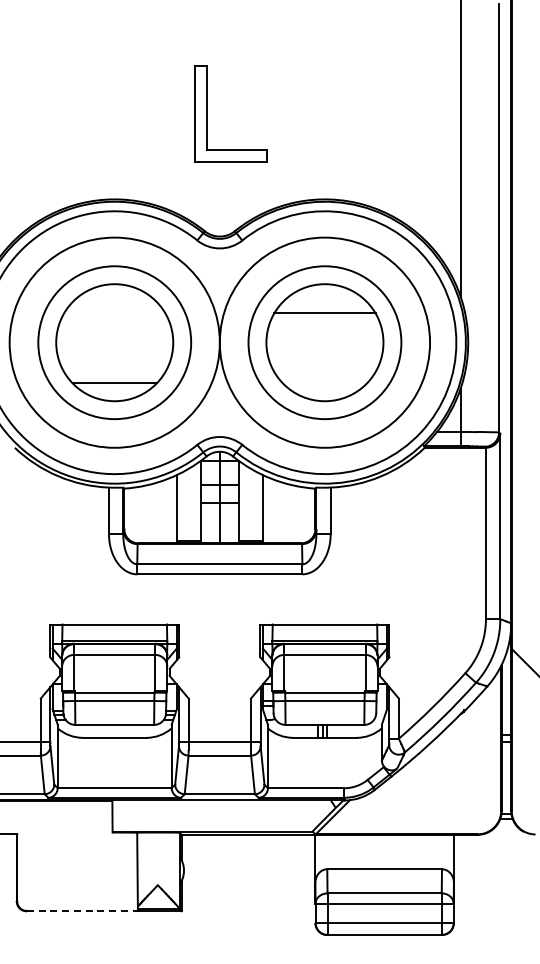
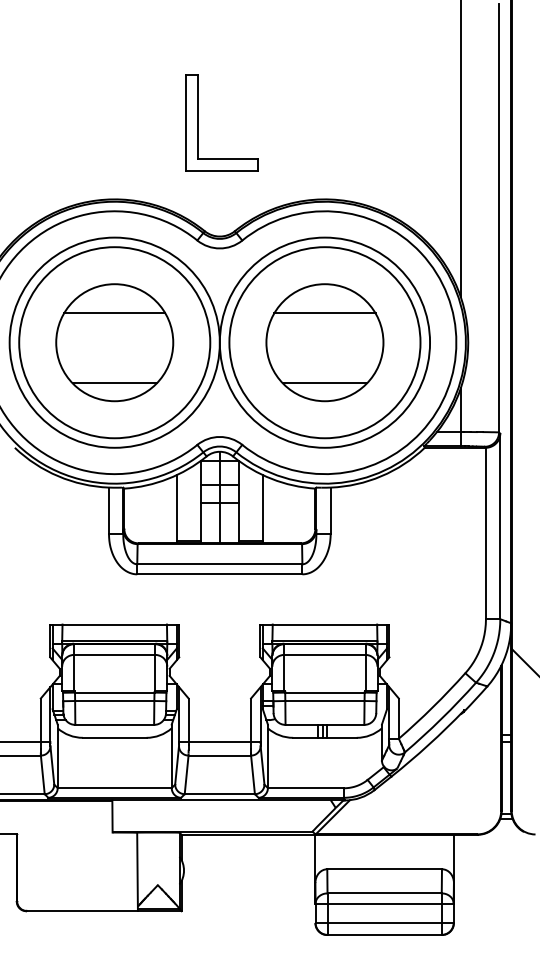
part position: (207, 113) -> (198, 122) (198, 122)
line: none -> present (114, 313)
circle diameter: 153 px -> 191 px (114, 342)
circle diameter: 153 px -> 191 px (324, 342)
line: none -> present (324, 383)
line: dashed -> solid (82, 910)
